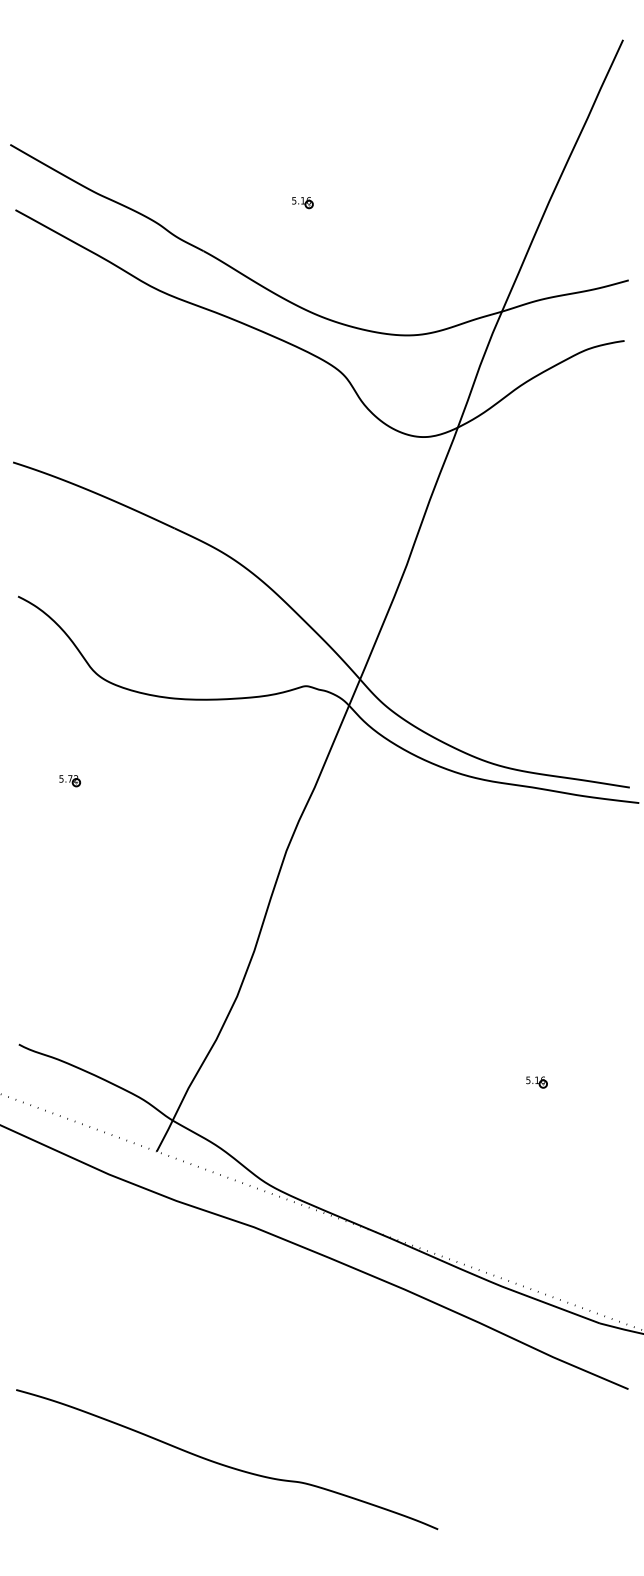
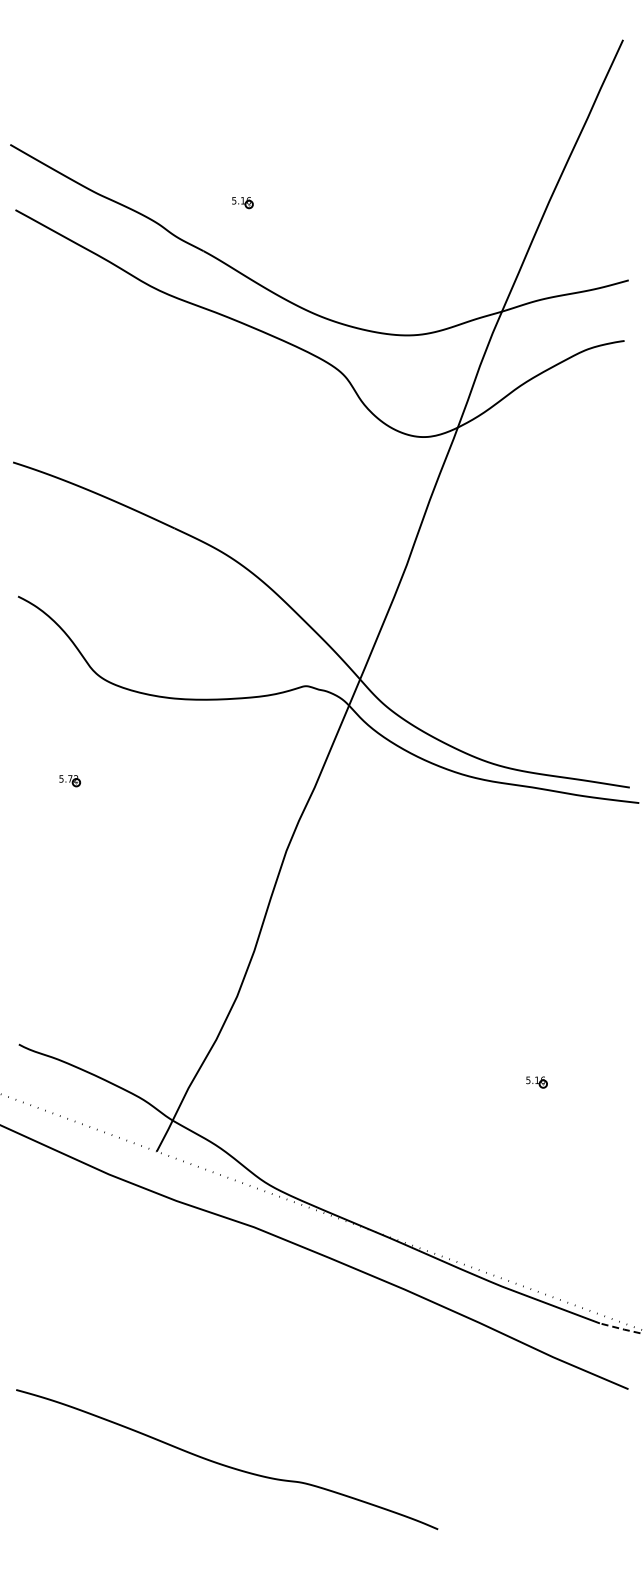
part position: (302, 203) -> (242, 203) (242, 203)
line: solid -> dashed (621, 1328)
